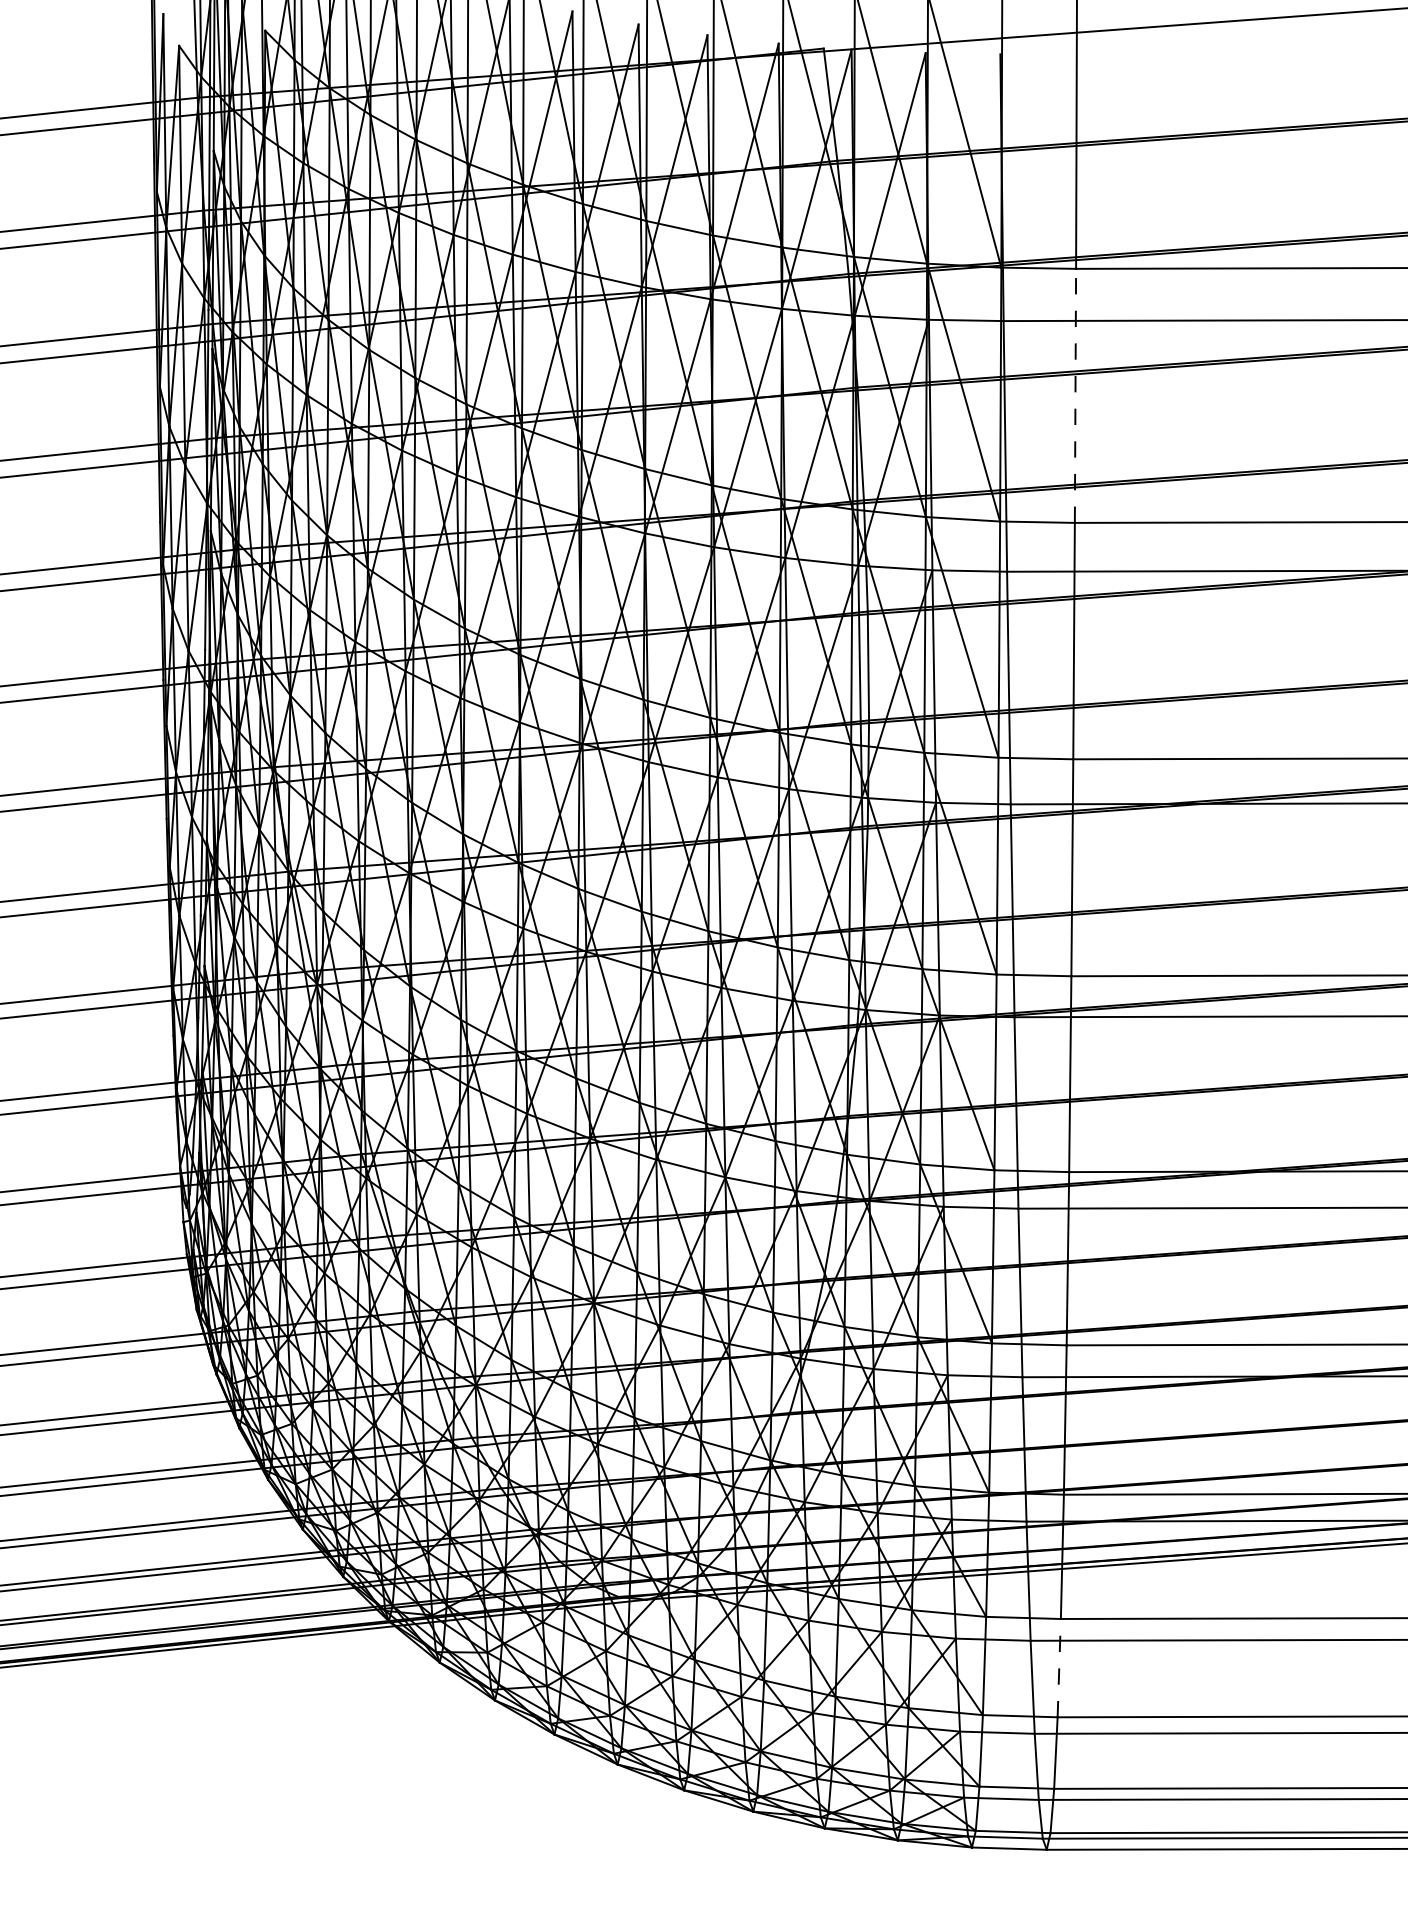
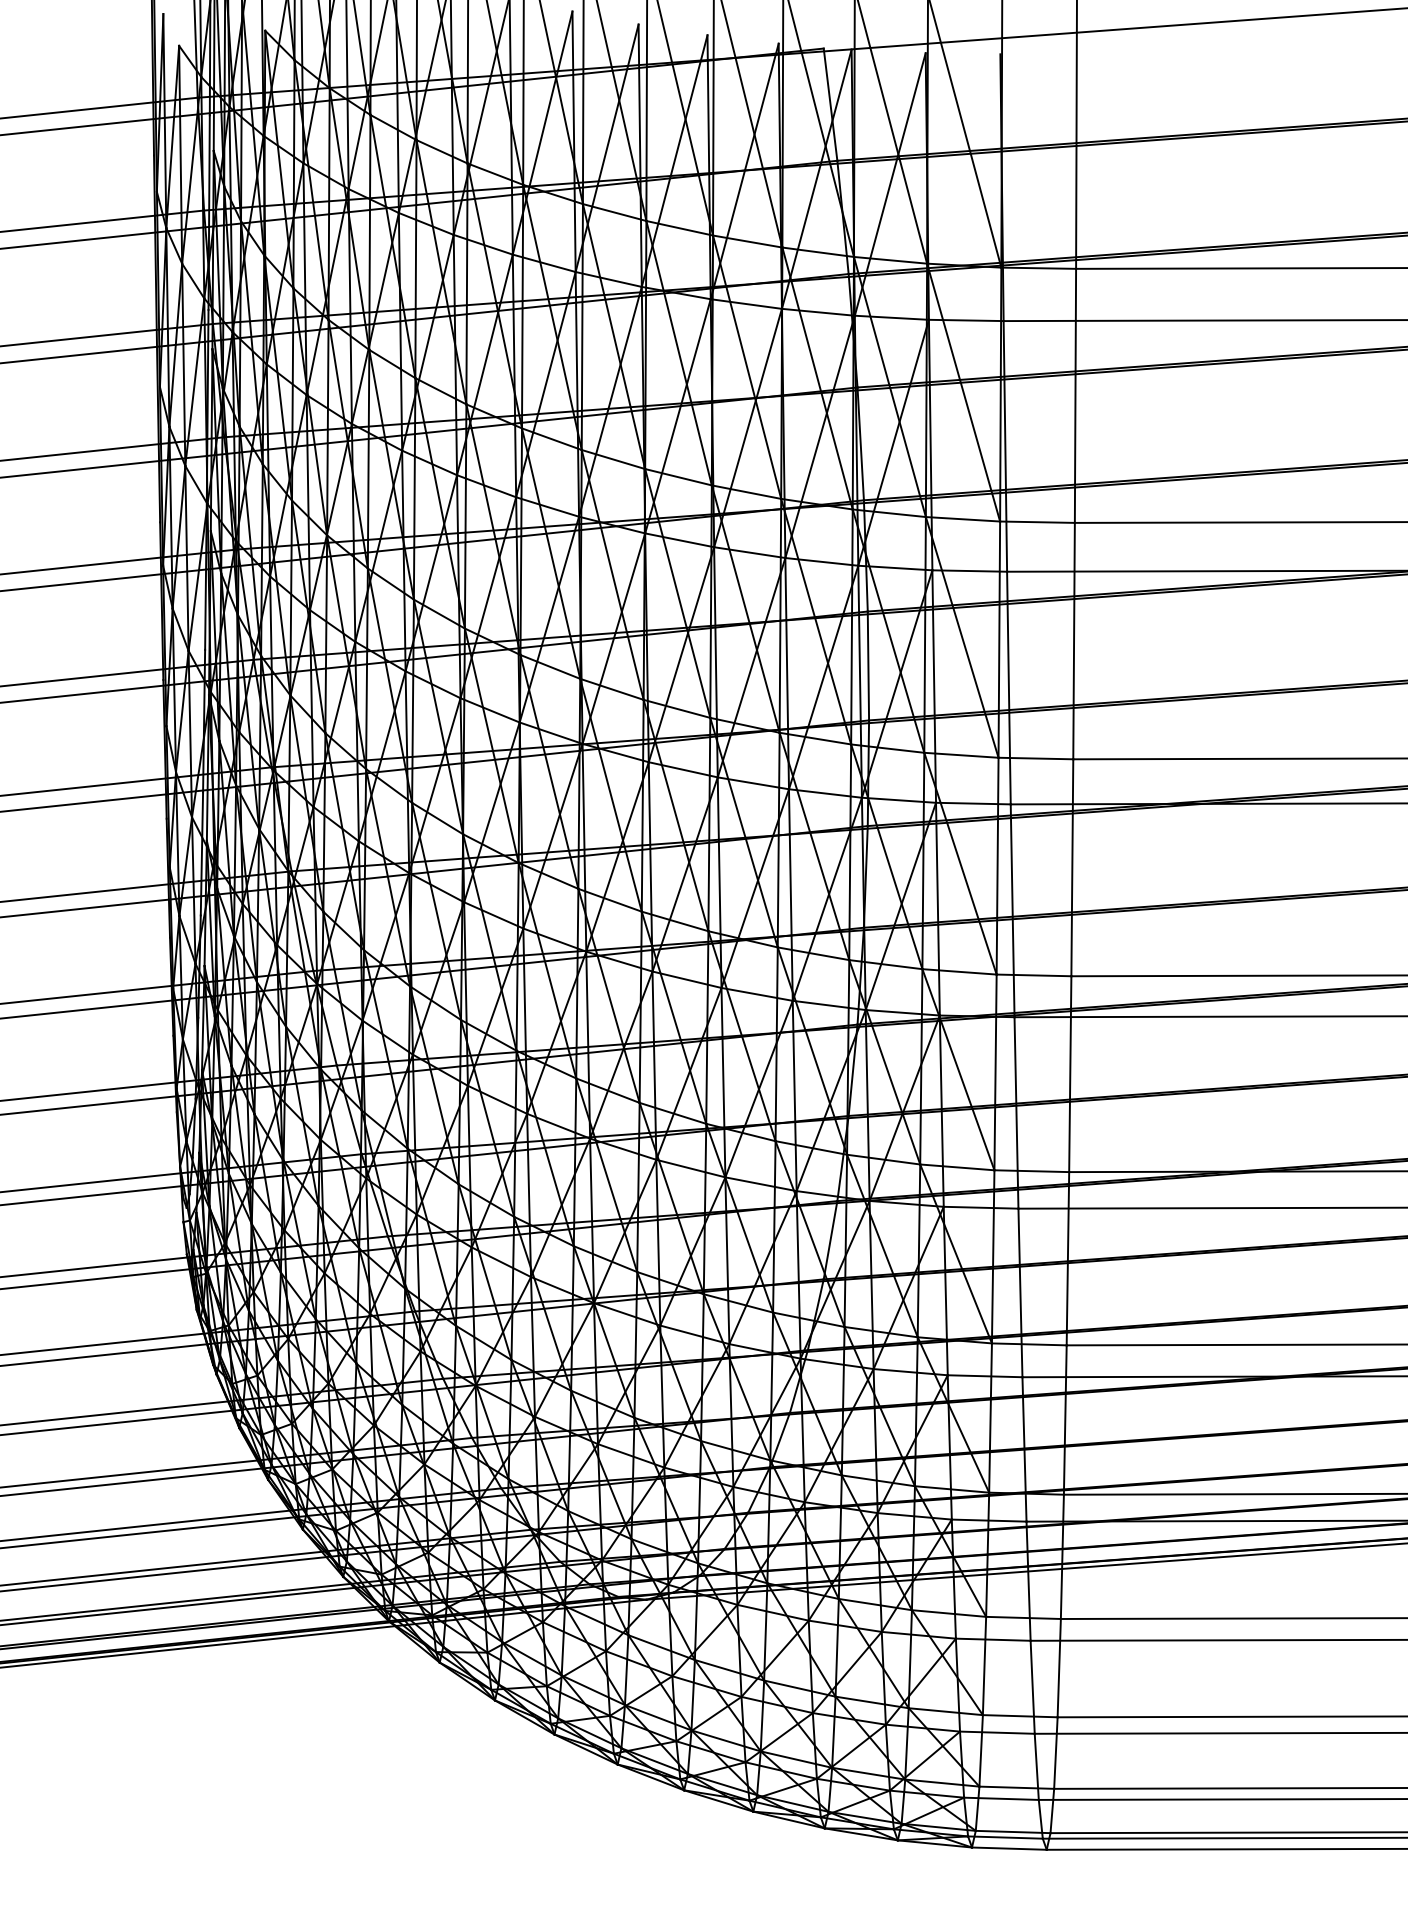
line: dashed -> solid (1075, 395)
line: dashed -> solid (1059, 1667)
